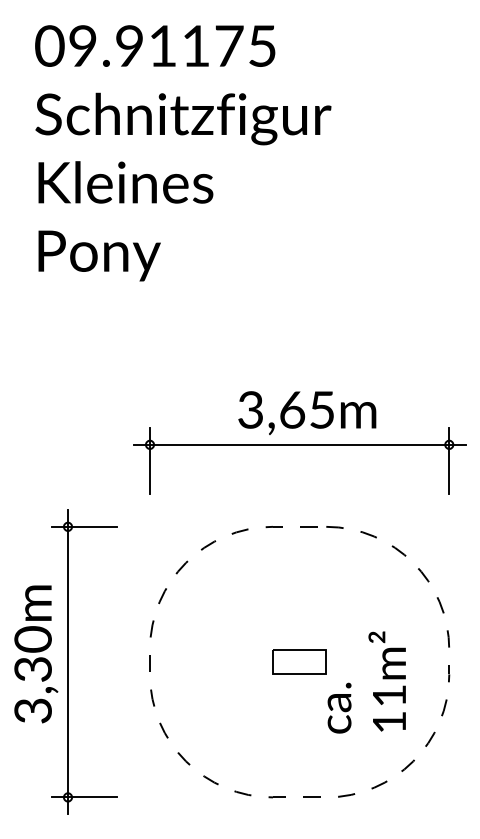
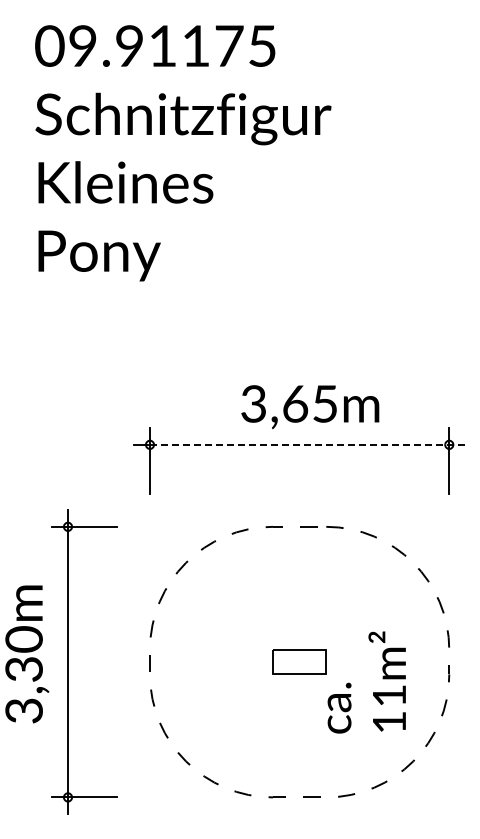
text position: (307, 412) -> (310, 406) (310, 406)
line: solid -> dashed (307, 444)
text position: (36, 654) -> (27, 654) (27, 654)
